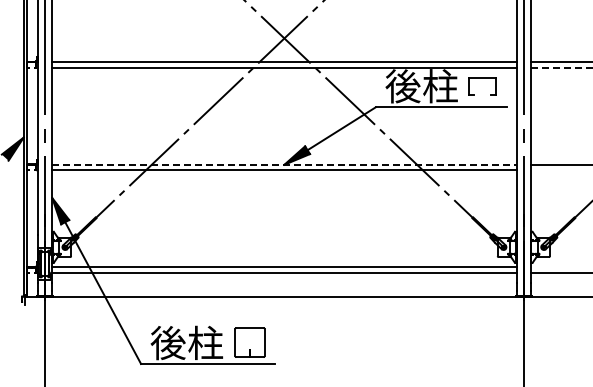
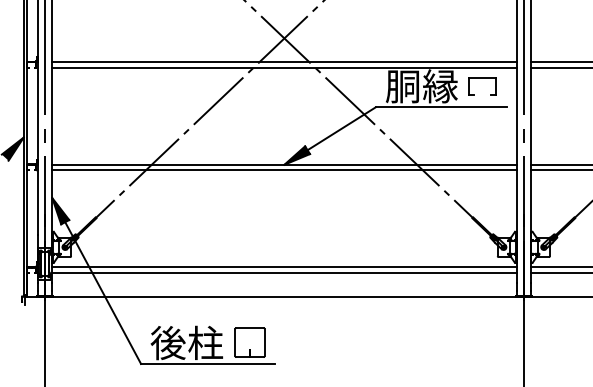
line: dashed -> solid (562, 67)
text: 後柱 -> 胴縁 (421, 86)
line: dashed -> solid (284, 164)
line: none -> present (560, 170)
line: none -> present (560, 267)
